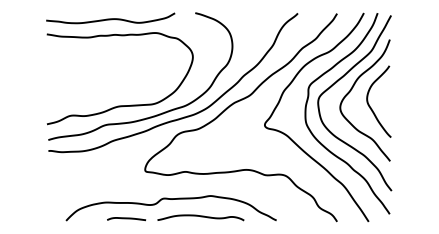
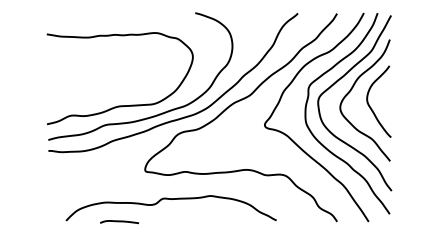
curve: present -> none (110, 18)
curve: present -> none (200, 217)
curve position: (126, 219) -> (119, 222) (119, 222)
